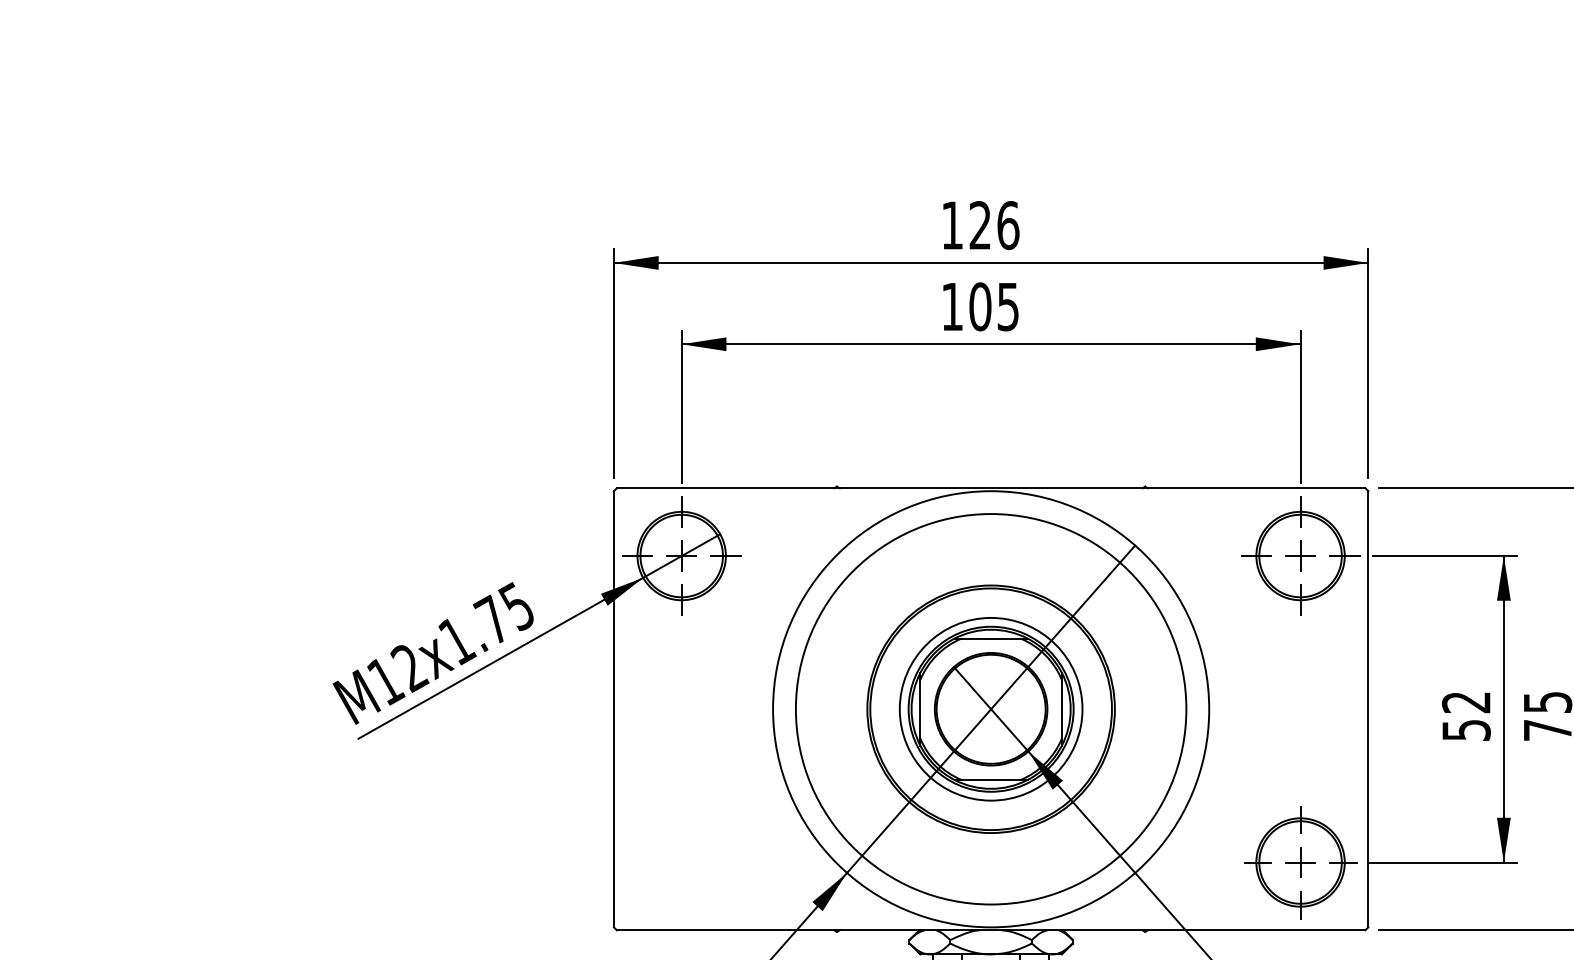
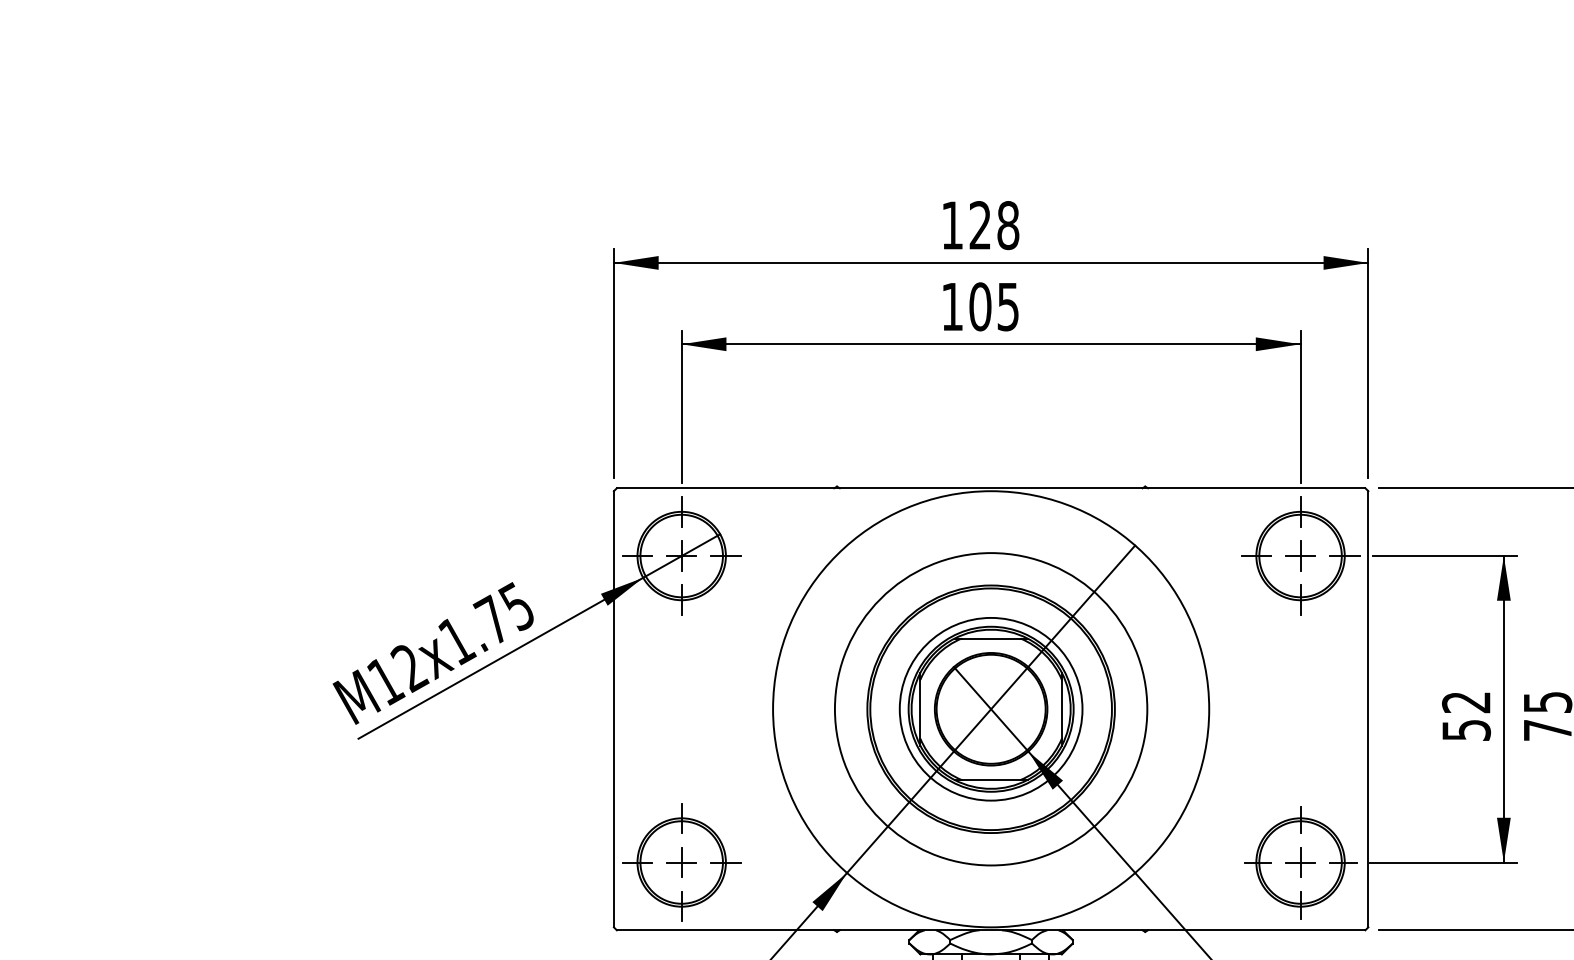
text: 126 -> 128 (1008, 225)
circle diameter: 390 px -> 312 px (990, 709)
part: none -> present (681, 862)
